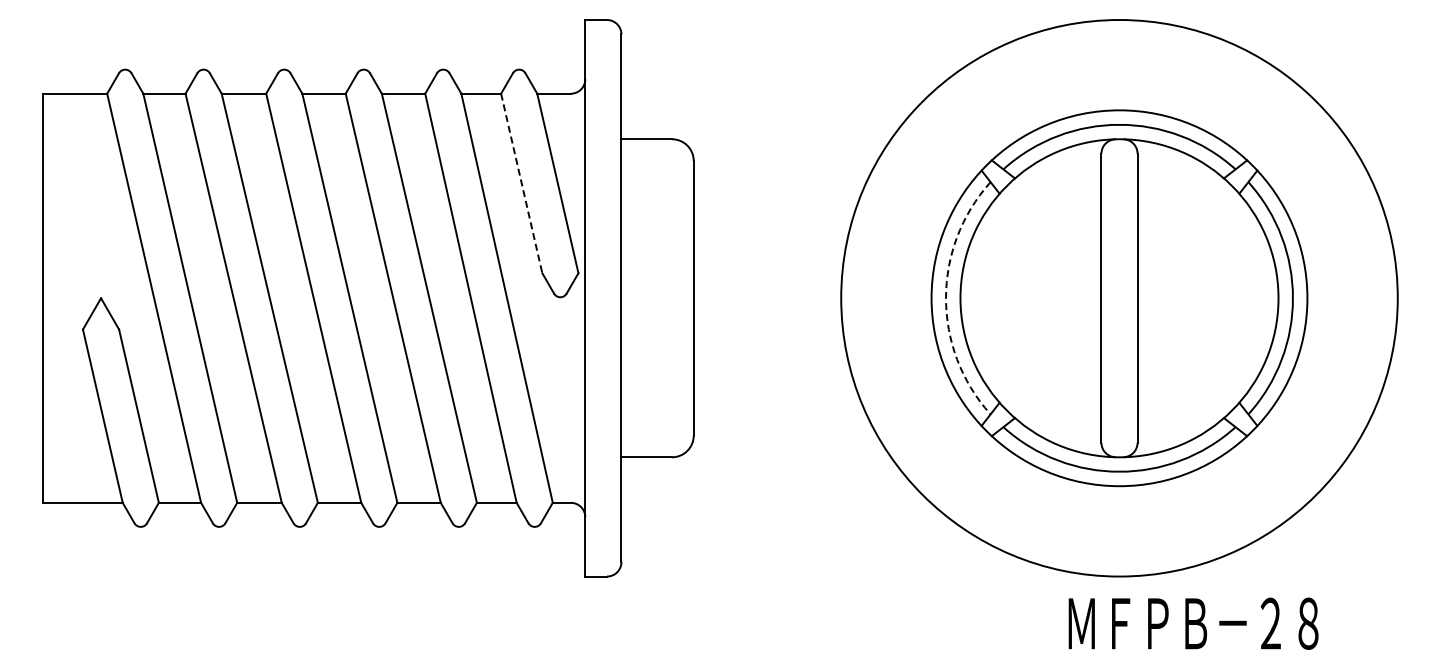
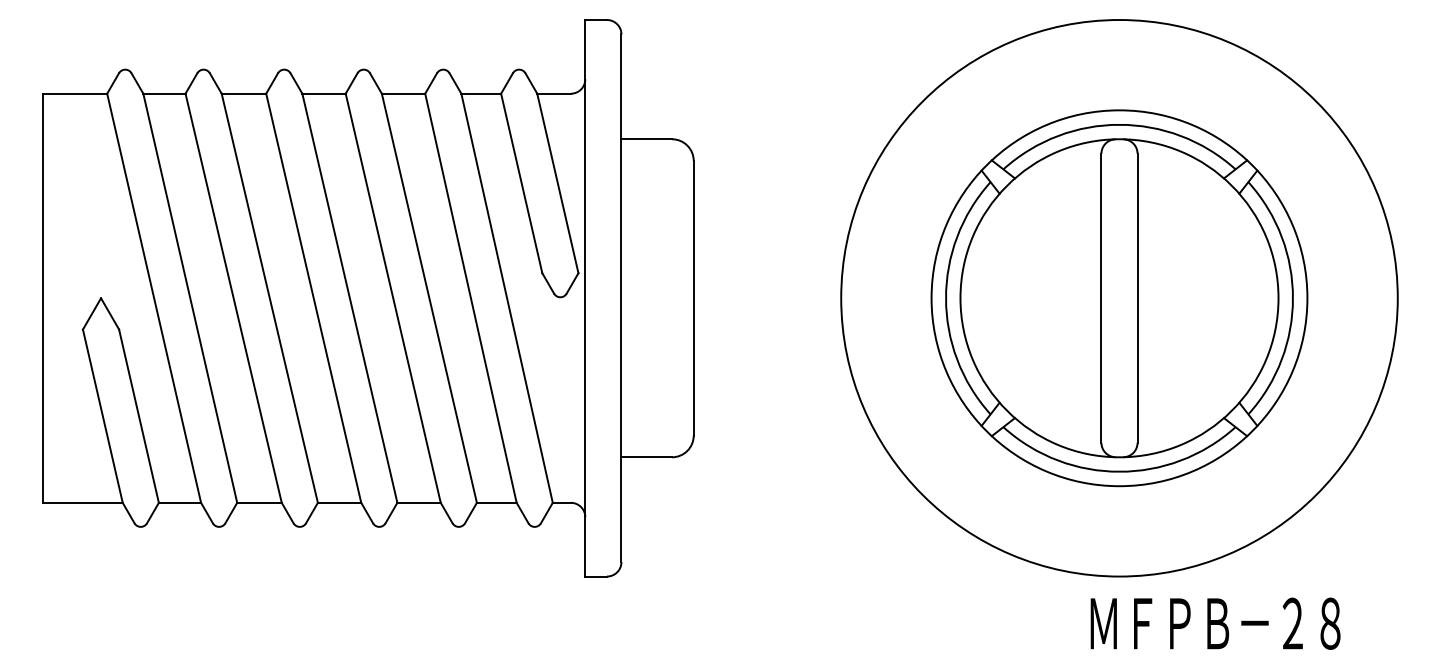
line: dashed -> solid (521, 183)
arc: dashed -> solid (946, 298)
text position: (1193, 623) -> (1215, 623) (1215, 623)
